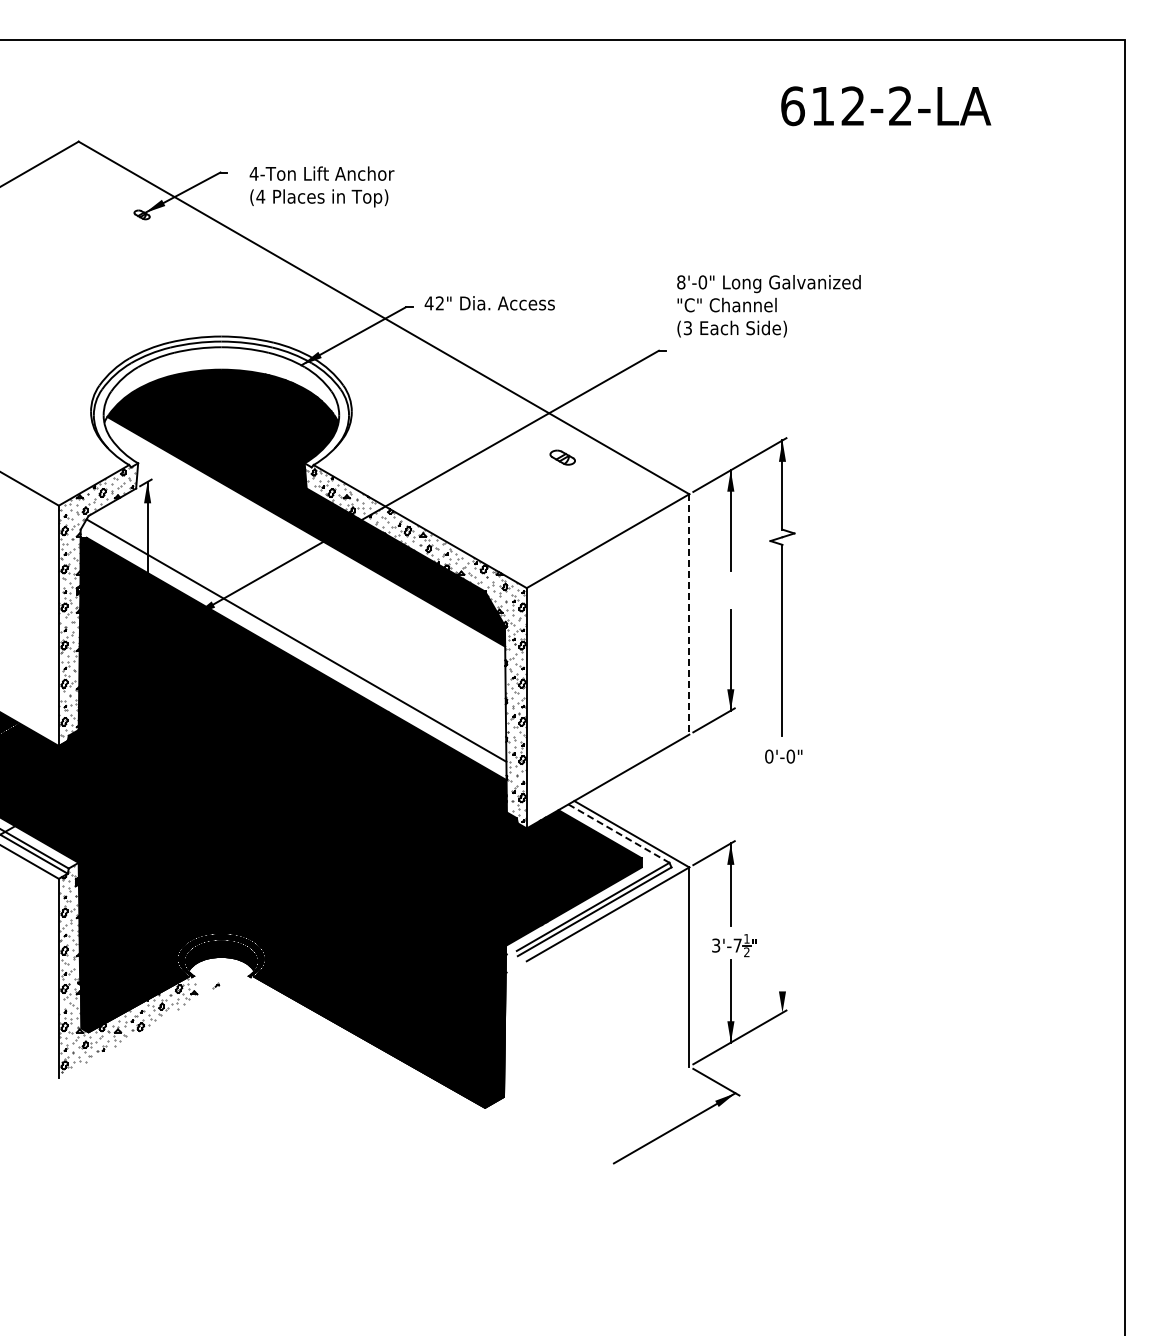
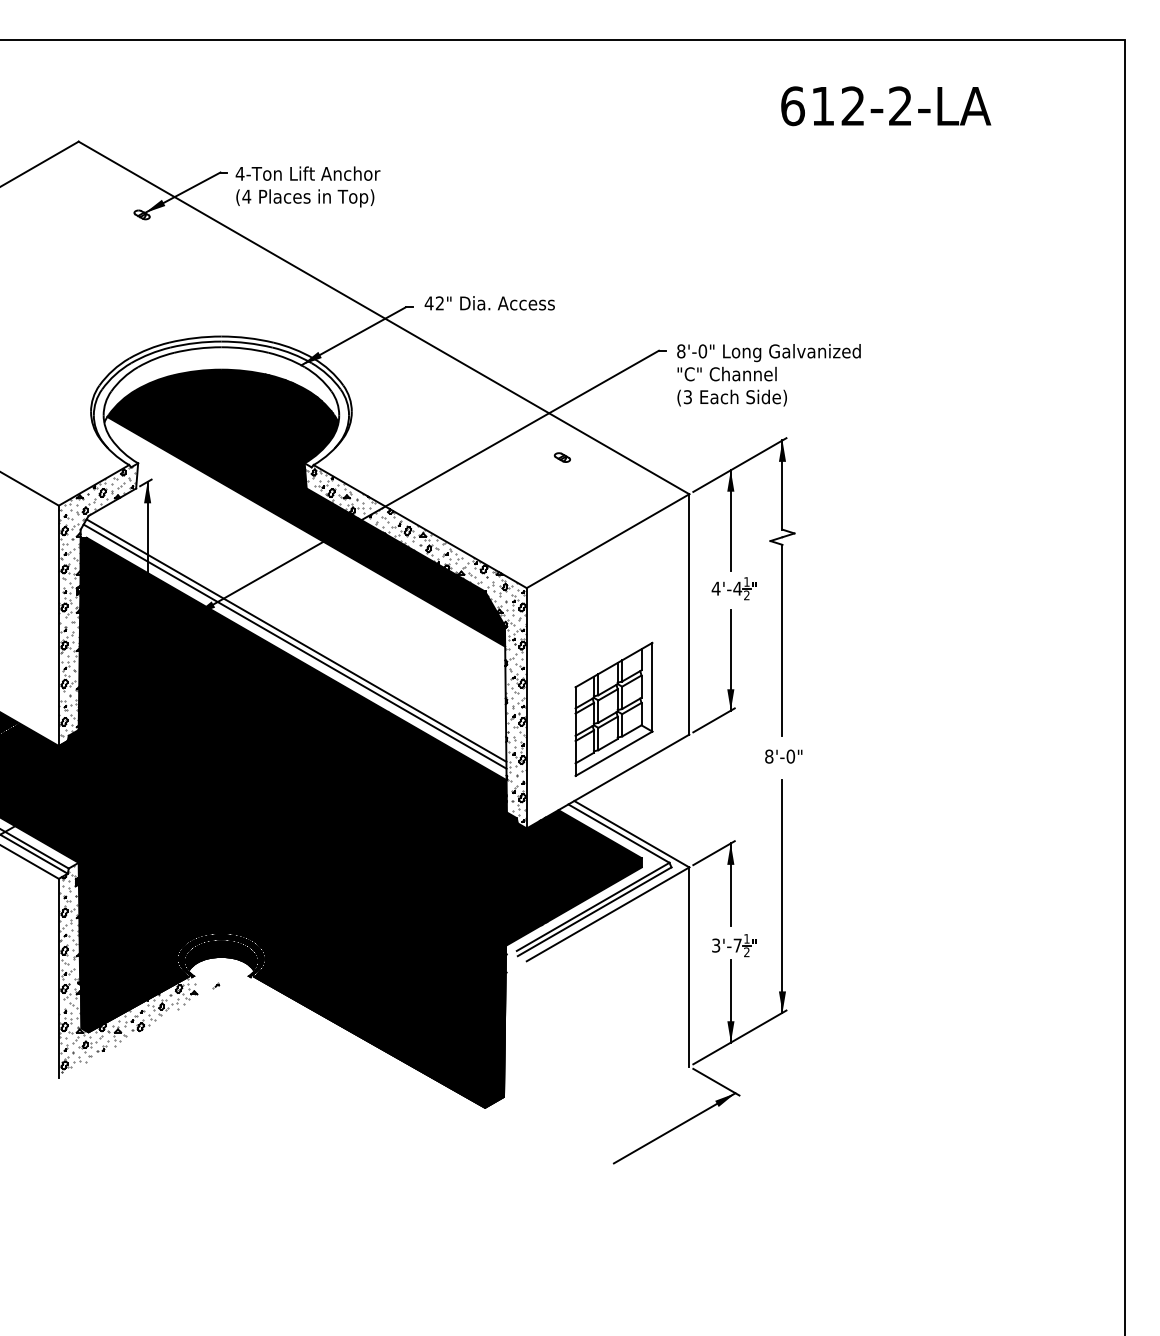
text position: (321, 186) -> (307, 186) (307, 186)
text position: (768, 306) -> (768, 375) (768, 375)
part size: 27x17 px -> 18x11 px (561, 457)
part: none -> present (733, 588)
line: dashed -> solid (689, 614)
line: none -> present (294, 646)
part: none -> present (613, 708)
text: 0'-0" -> 8'-0" (769, 756)
line: dashed -> solid (619, 833)
line: none -> present (782, 895)
